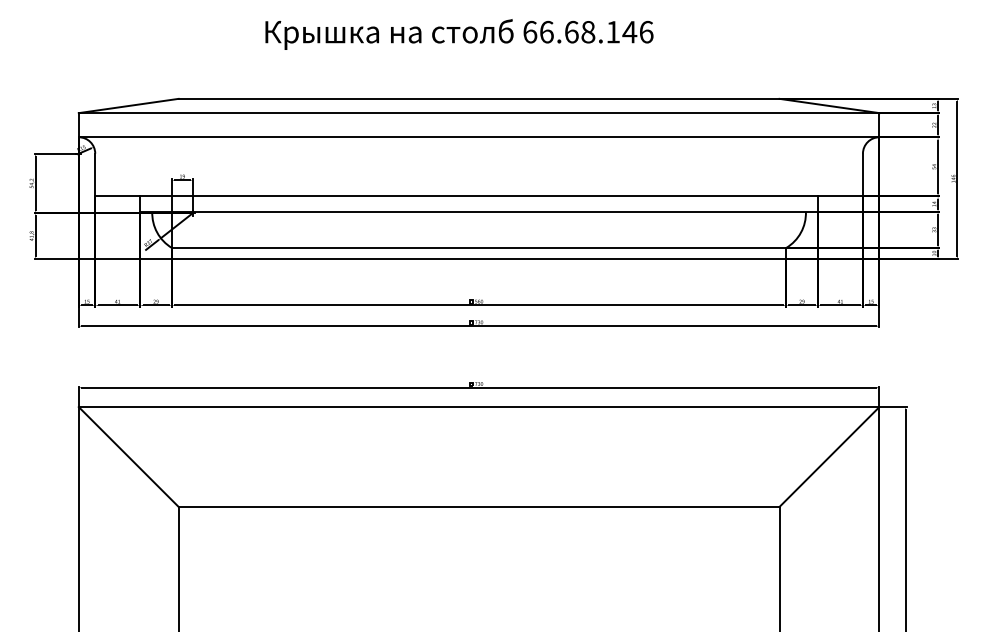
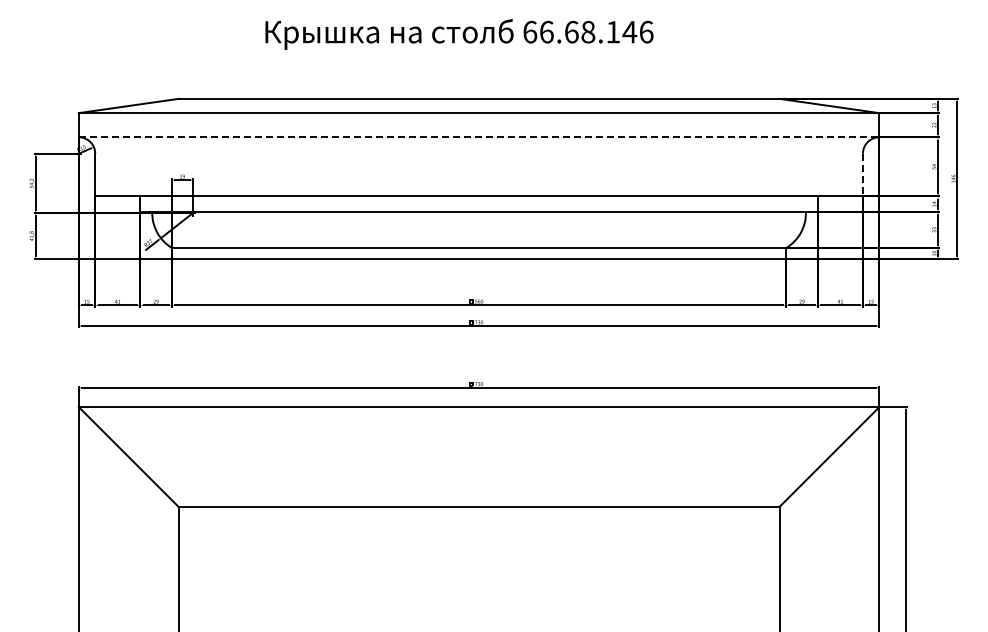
line: solid -> dashed (479, 137)
line: solid -> dashed (862, 175)
